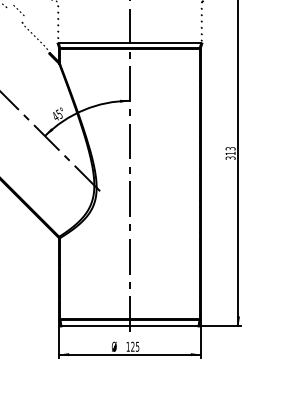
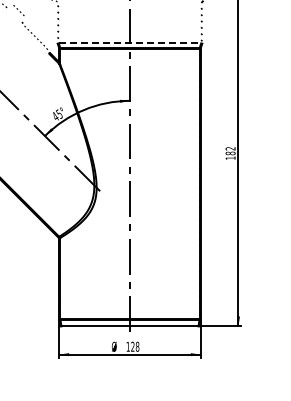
line: solid -> dashed (130, 43)
text: 313 -> 182 (230, 153)
text: 125 -> 128 (137, 346)
